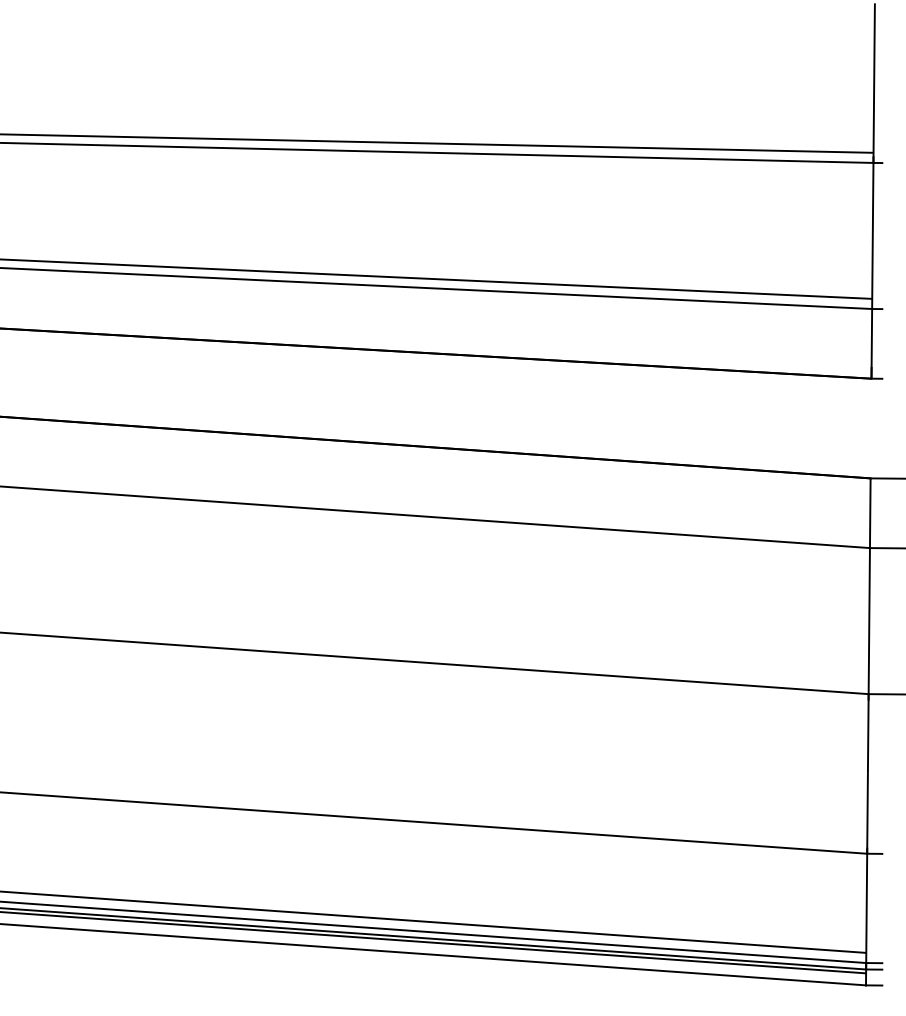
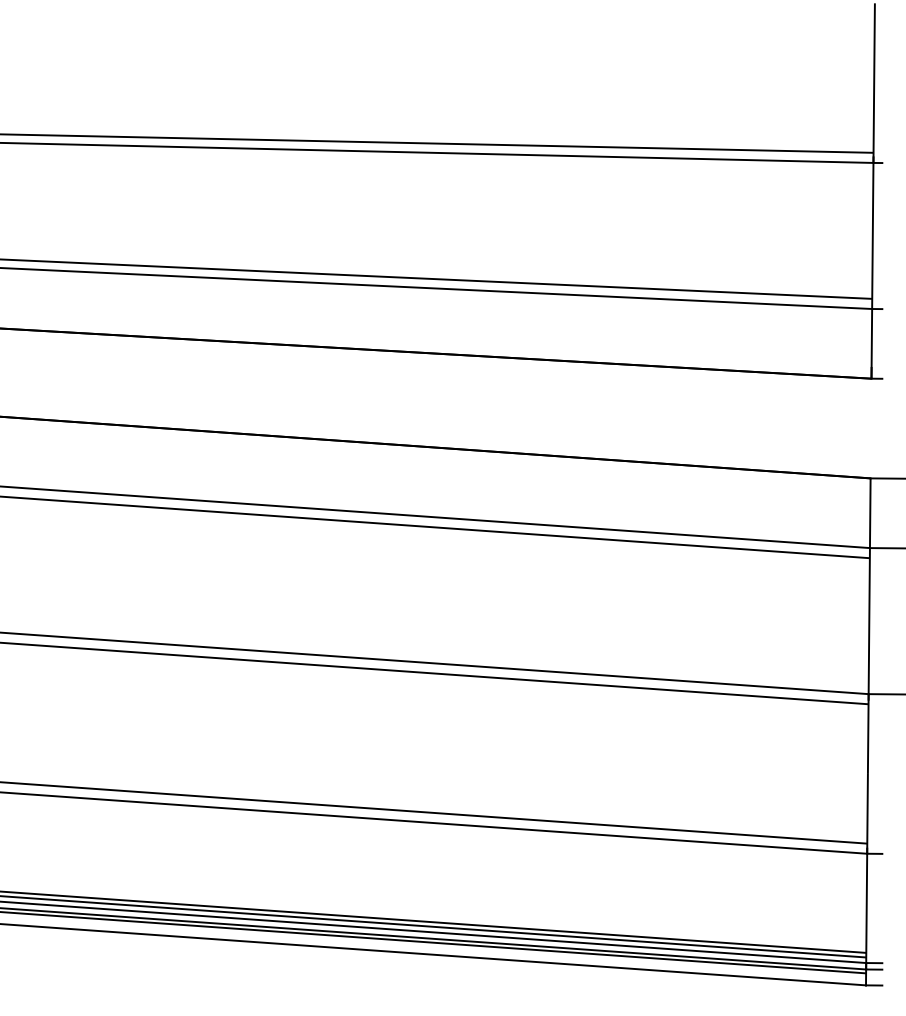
line: none -> present (435, 527)
line: none -> present (435, 673)
line: none -> present (434, 812)
line: none -> present (434, 926)
